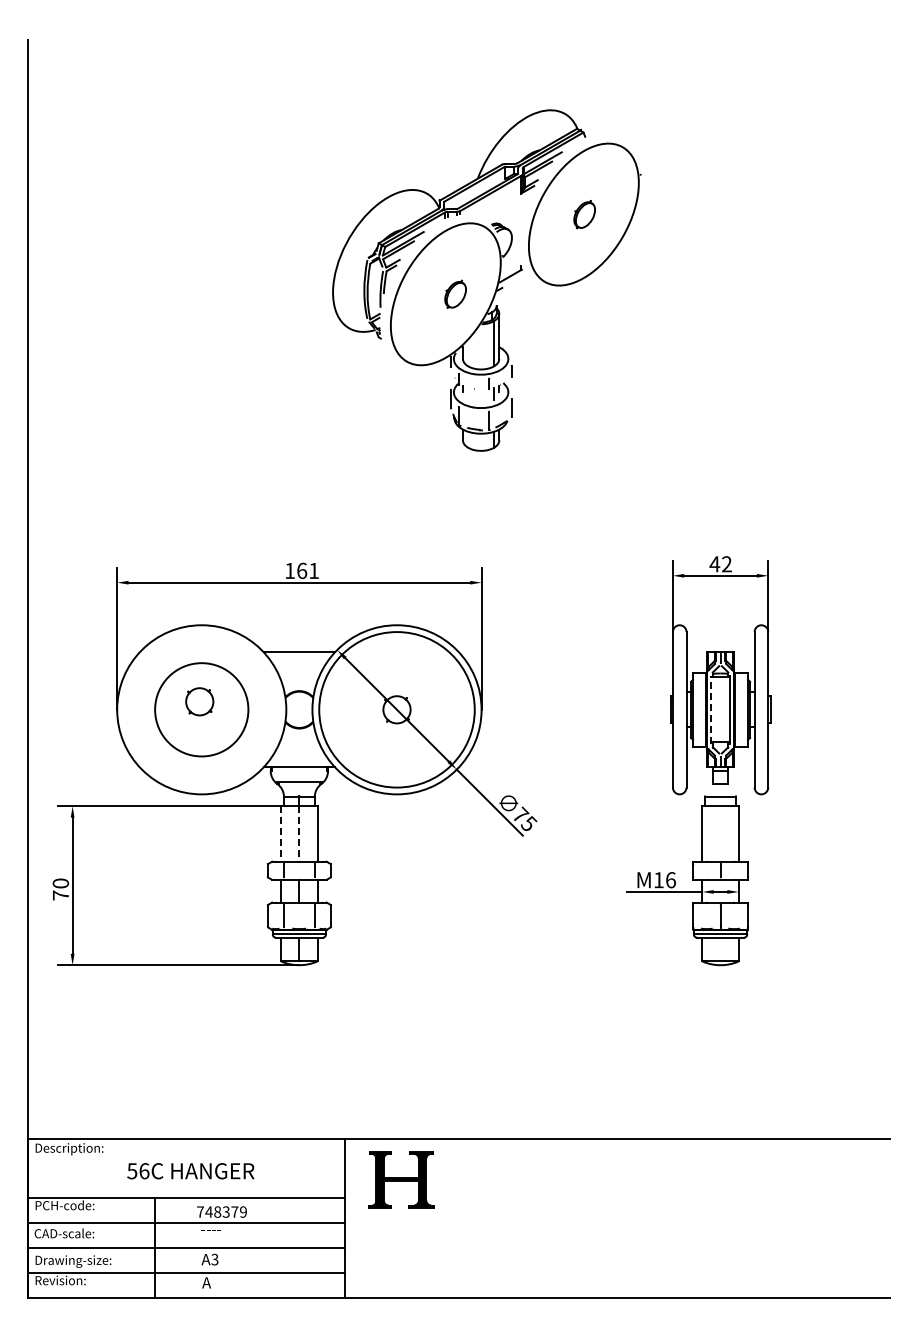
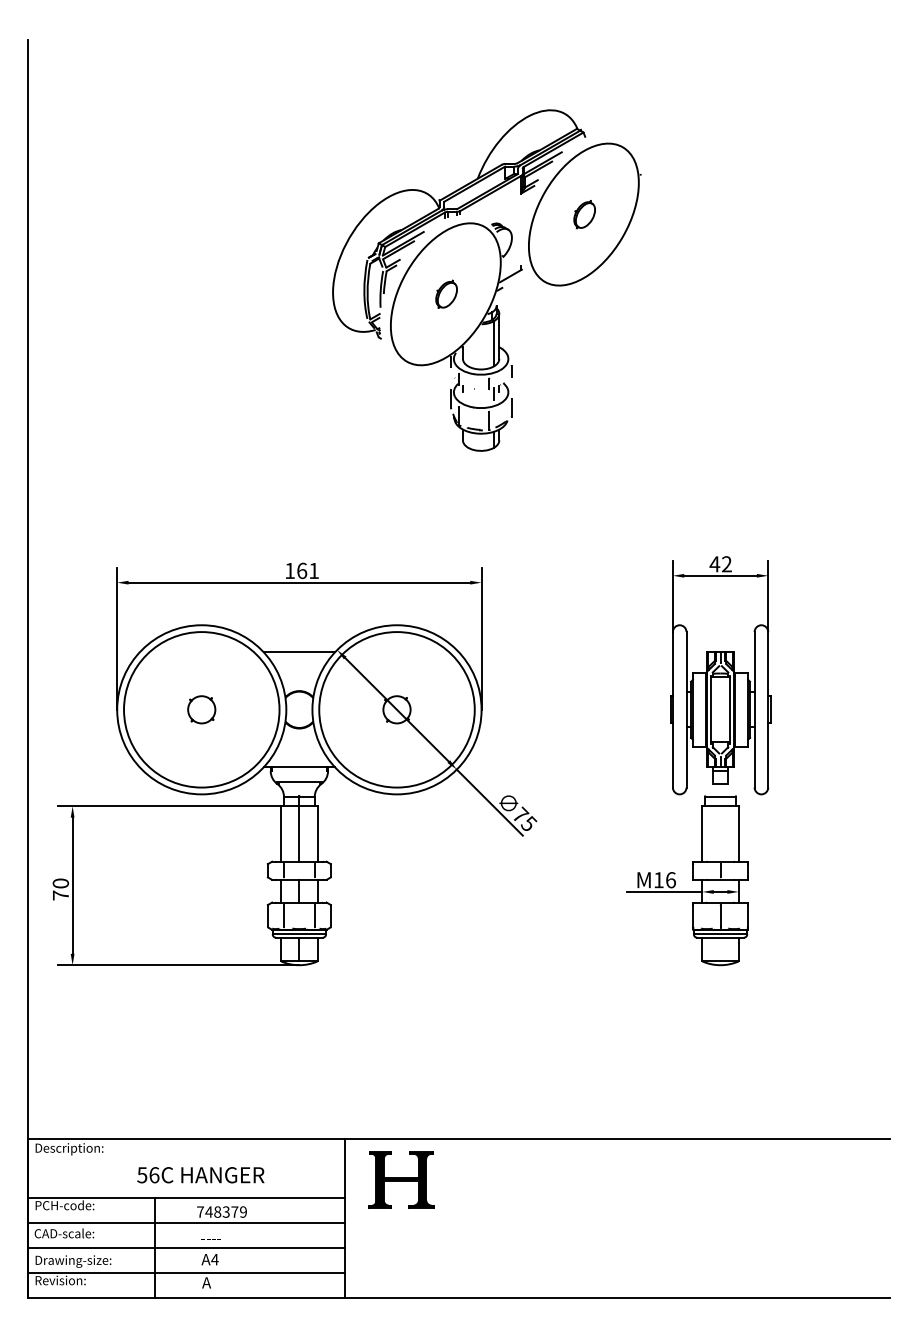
part position: (455, 293) -> (446, 293) (446, 293)
part position: (199, 701) -> (201, 709) (201, 709)
circle diameter: 93 px -> 156 px (201, 709)
line: dashed -> solid (711, 709)
line: dashed -> solid (281, 834)
line: dashed -> solid (299, 834)
text position: (190, 1171) -> (200, 1175) (200, 1175)
text position: (210, 1230) -> (210, 1239) (210, 1239)
text: A3 -> A4 (214, 1259)
